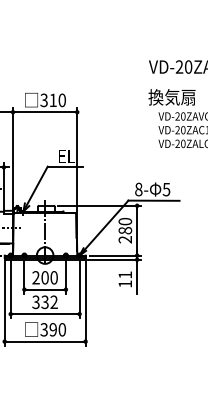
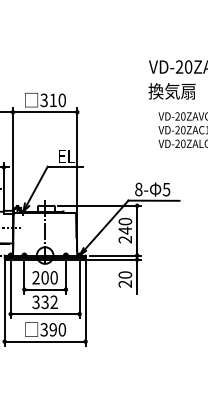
text position: (171, 97) -> (171, 91) (171, 91)
text: 280 -> 240 (125, 230)
text: 11 -> 20 (125, 279)
